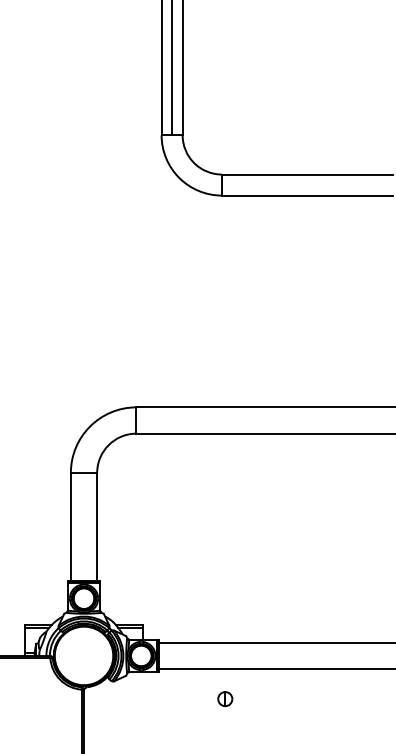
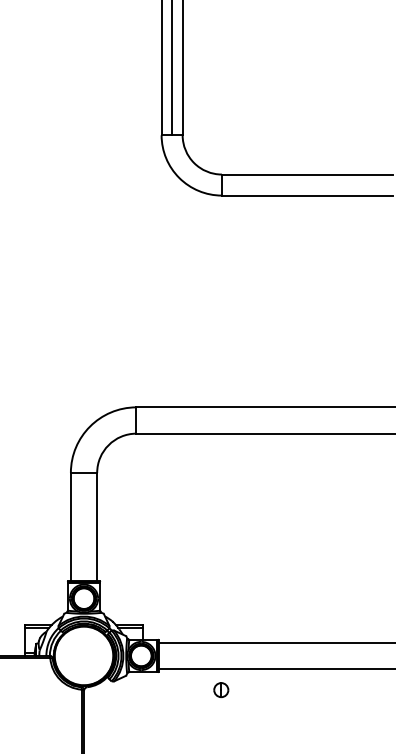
part position: (225, 699) -> (221, 690) (221, 690)
